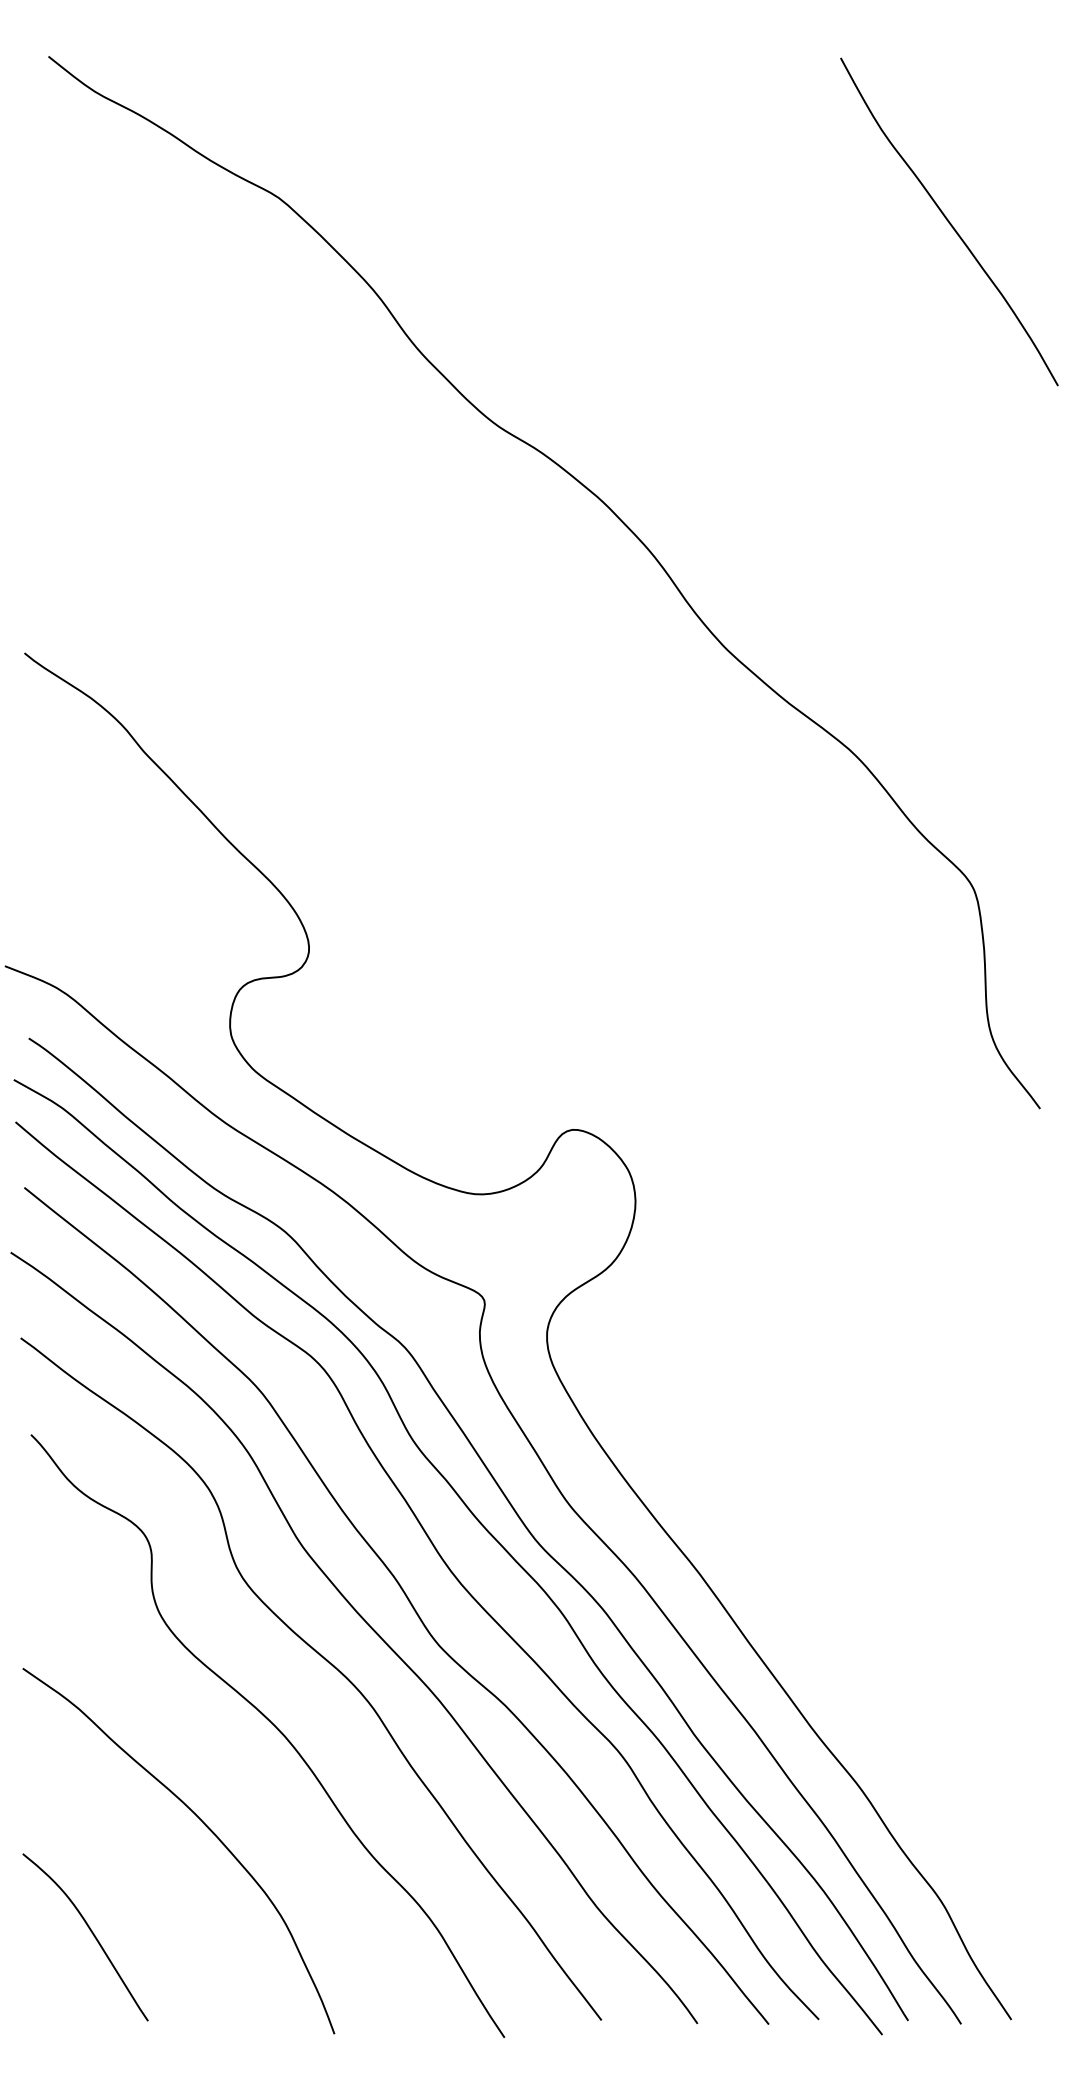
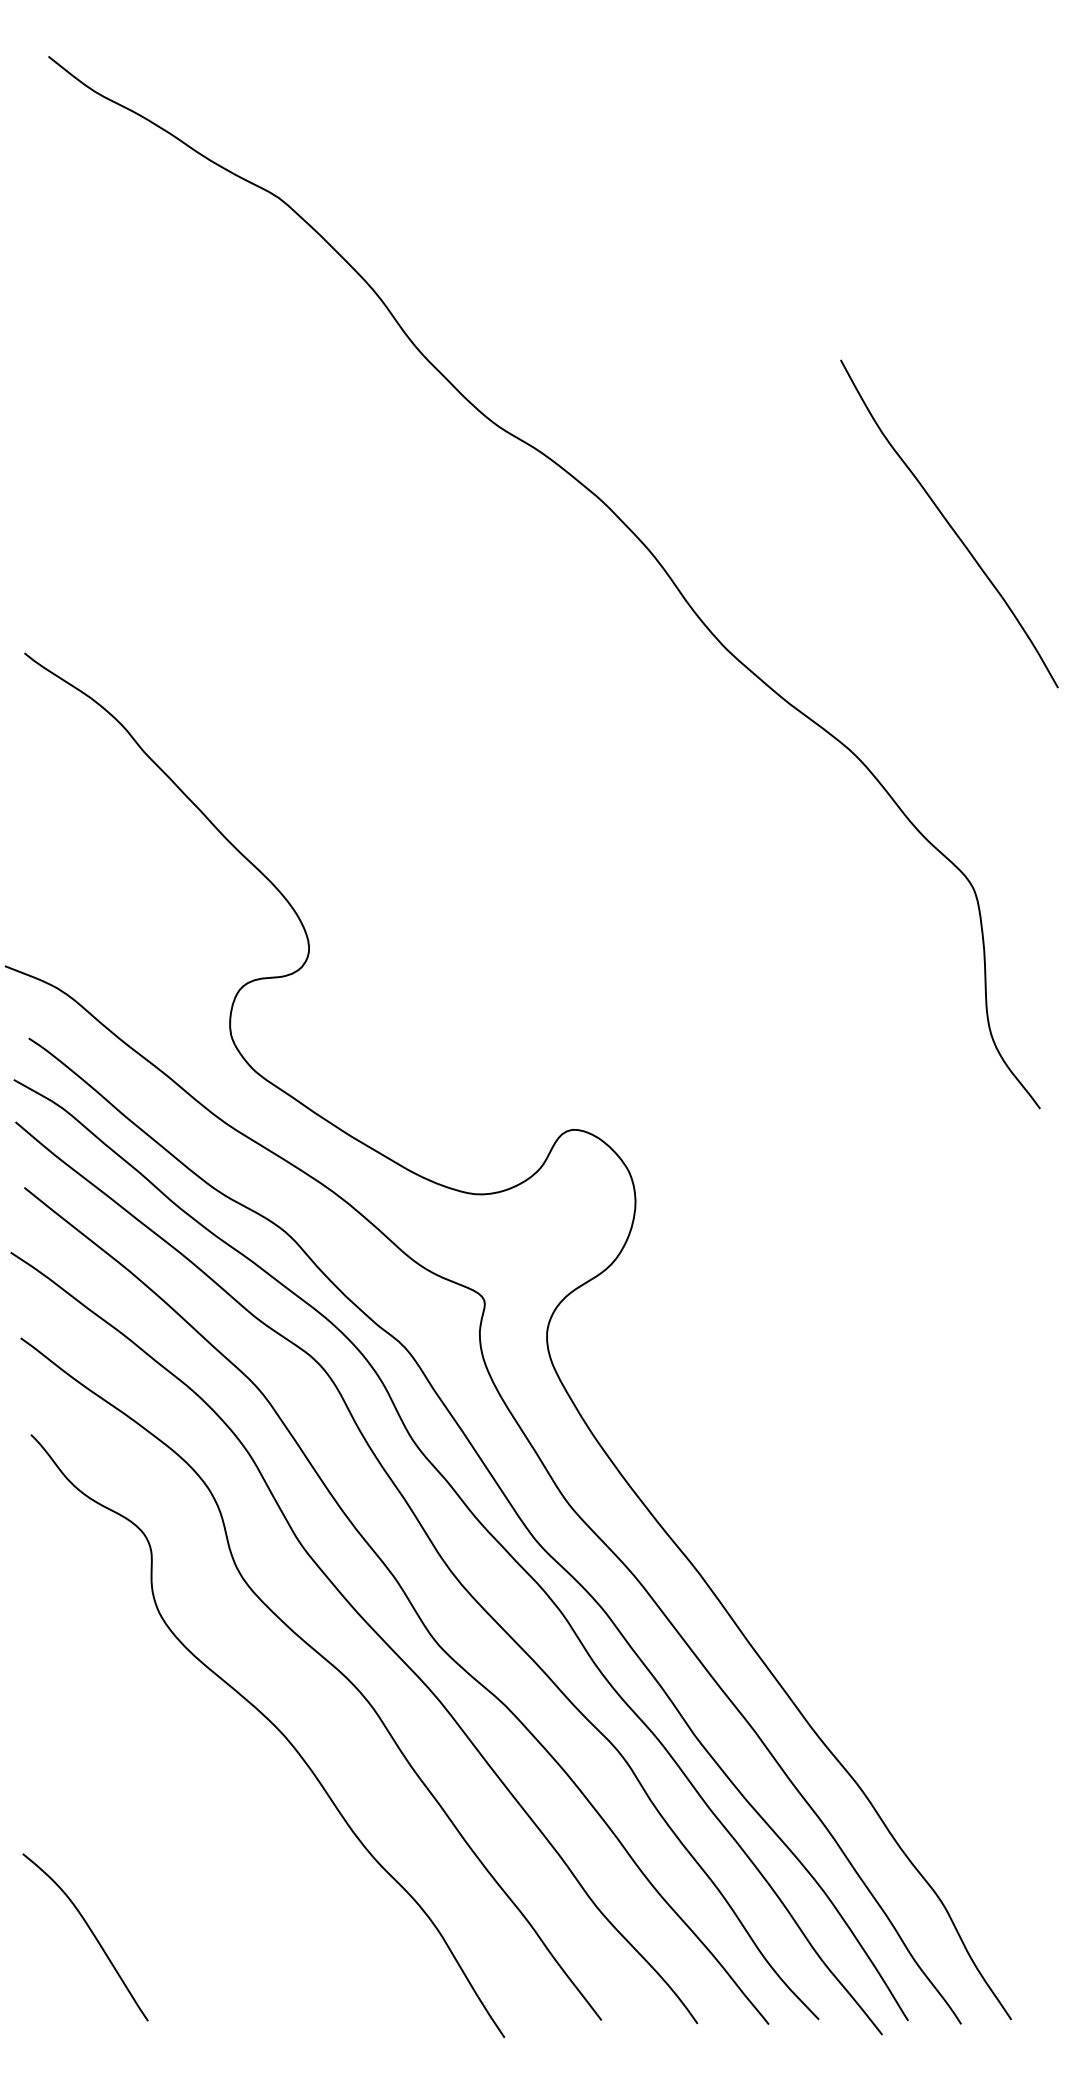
curve position: (949, 221) -> (949, 523) (949, 523)
curve: present -> none (204, 1825)
